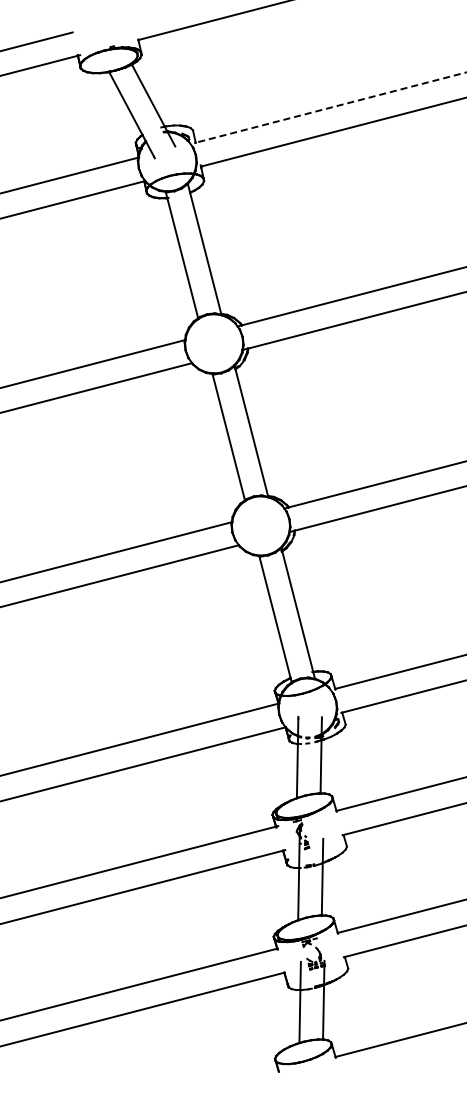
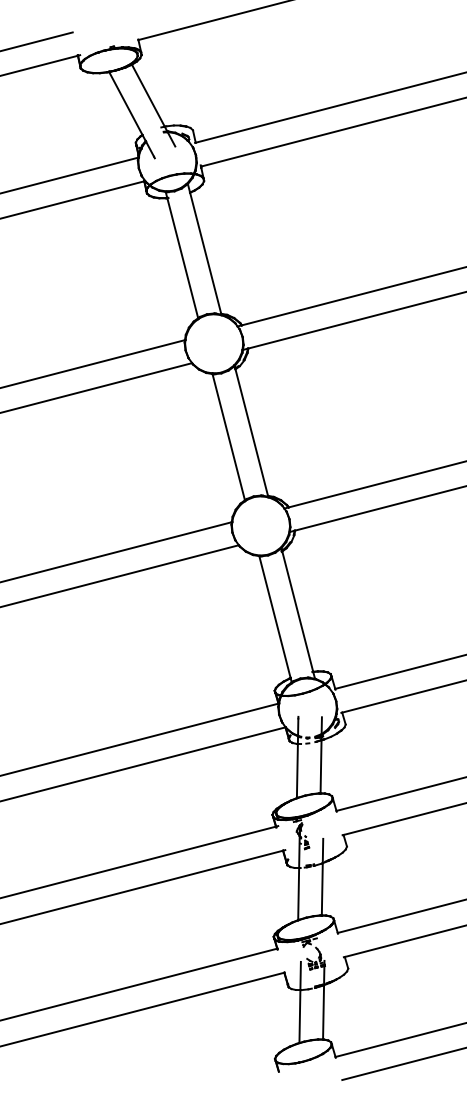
line: dashed -> solid (331, 107)
line: none -> present (402, 1064)
